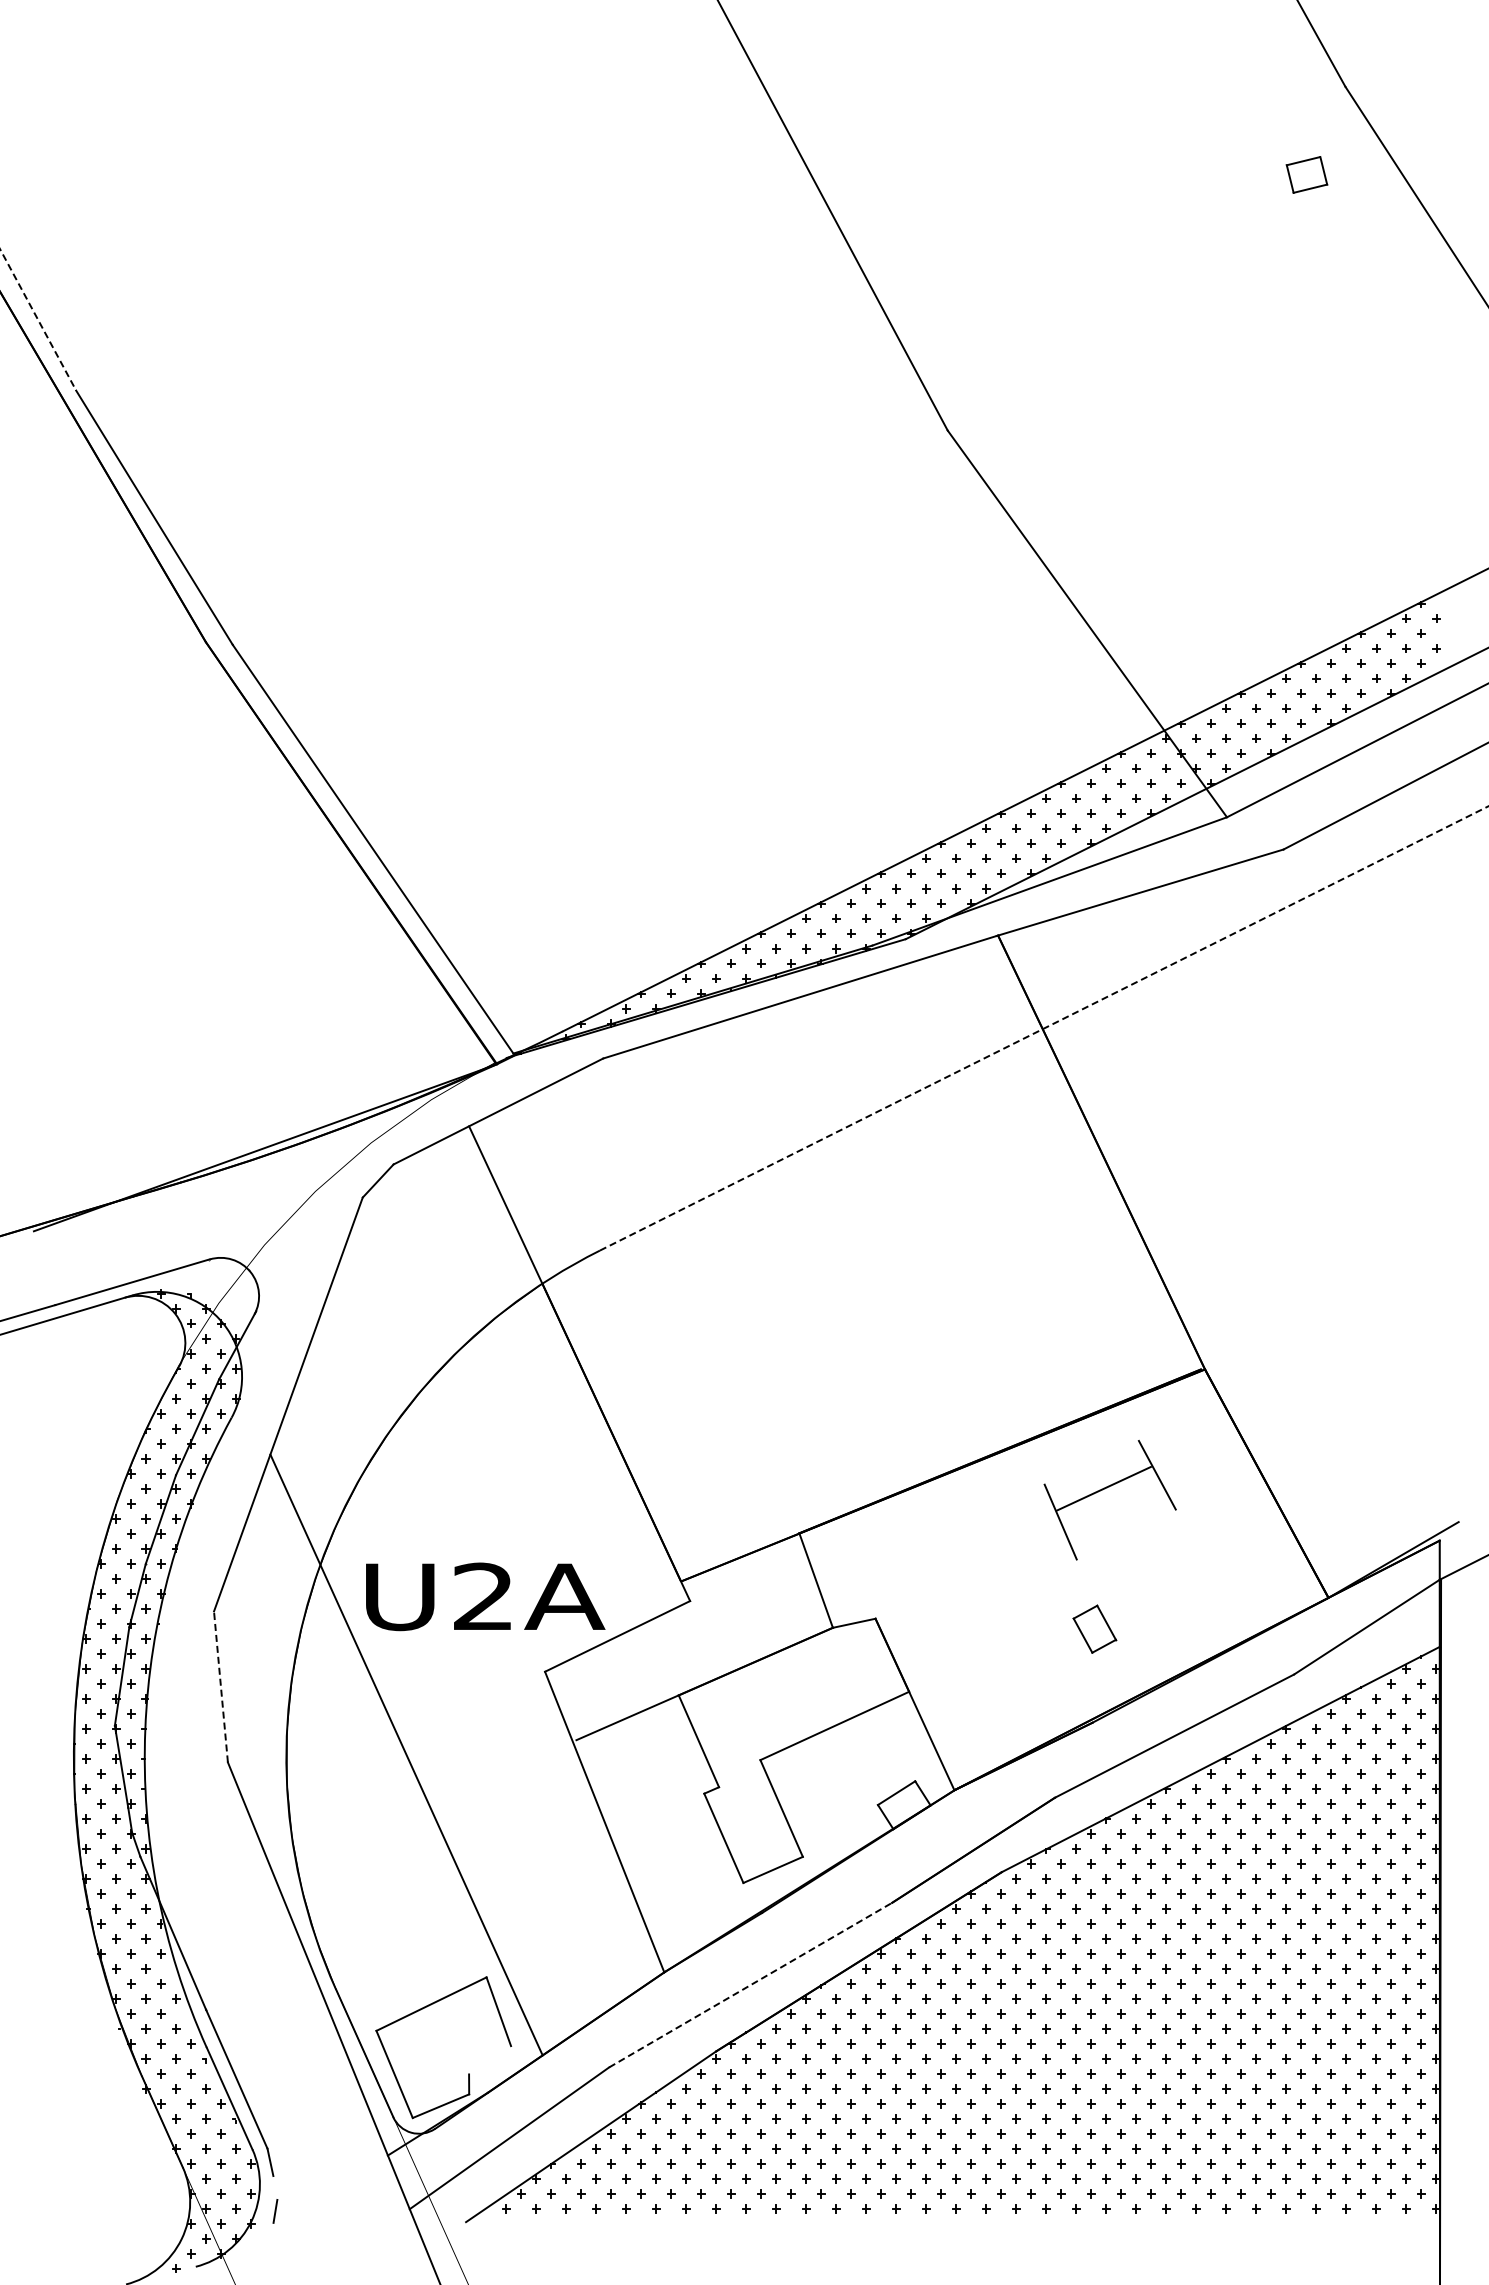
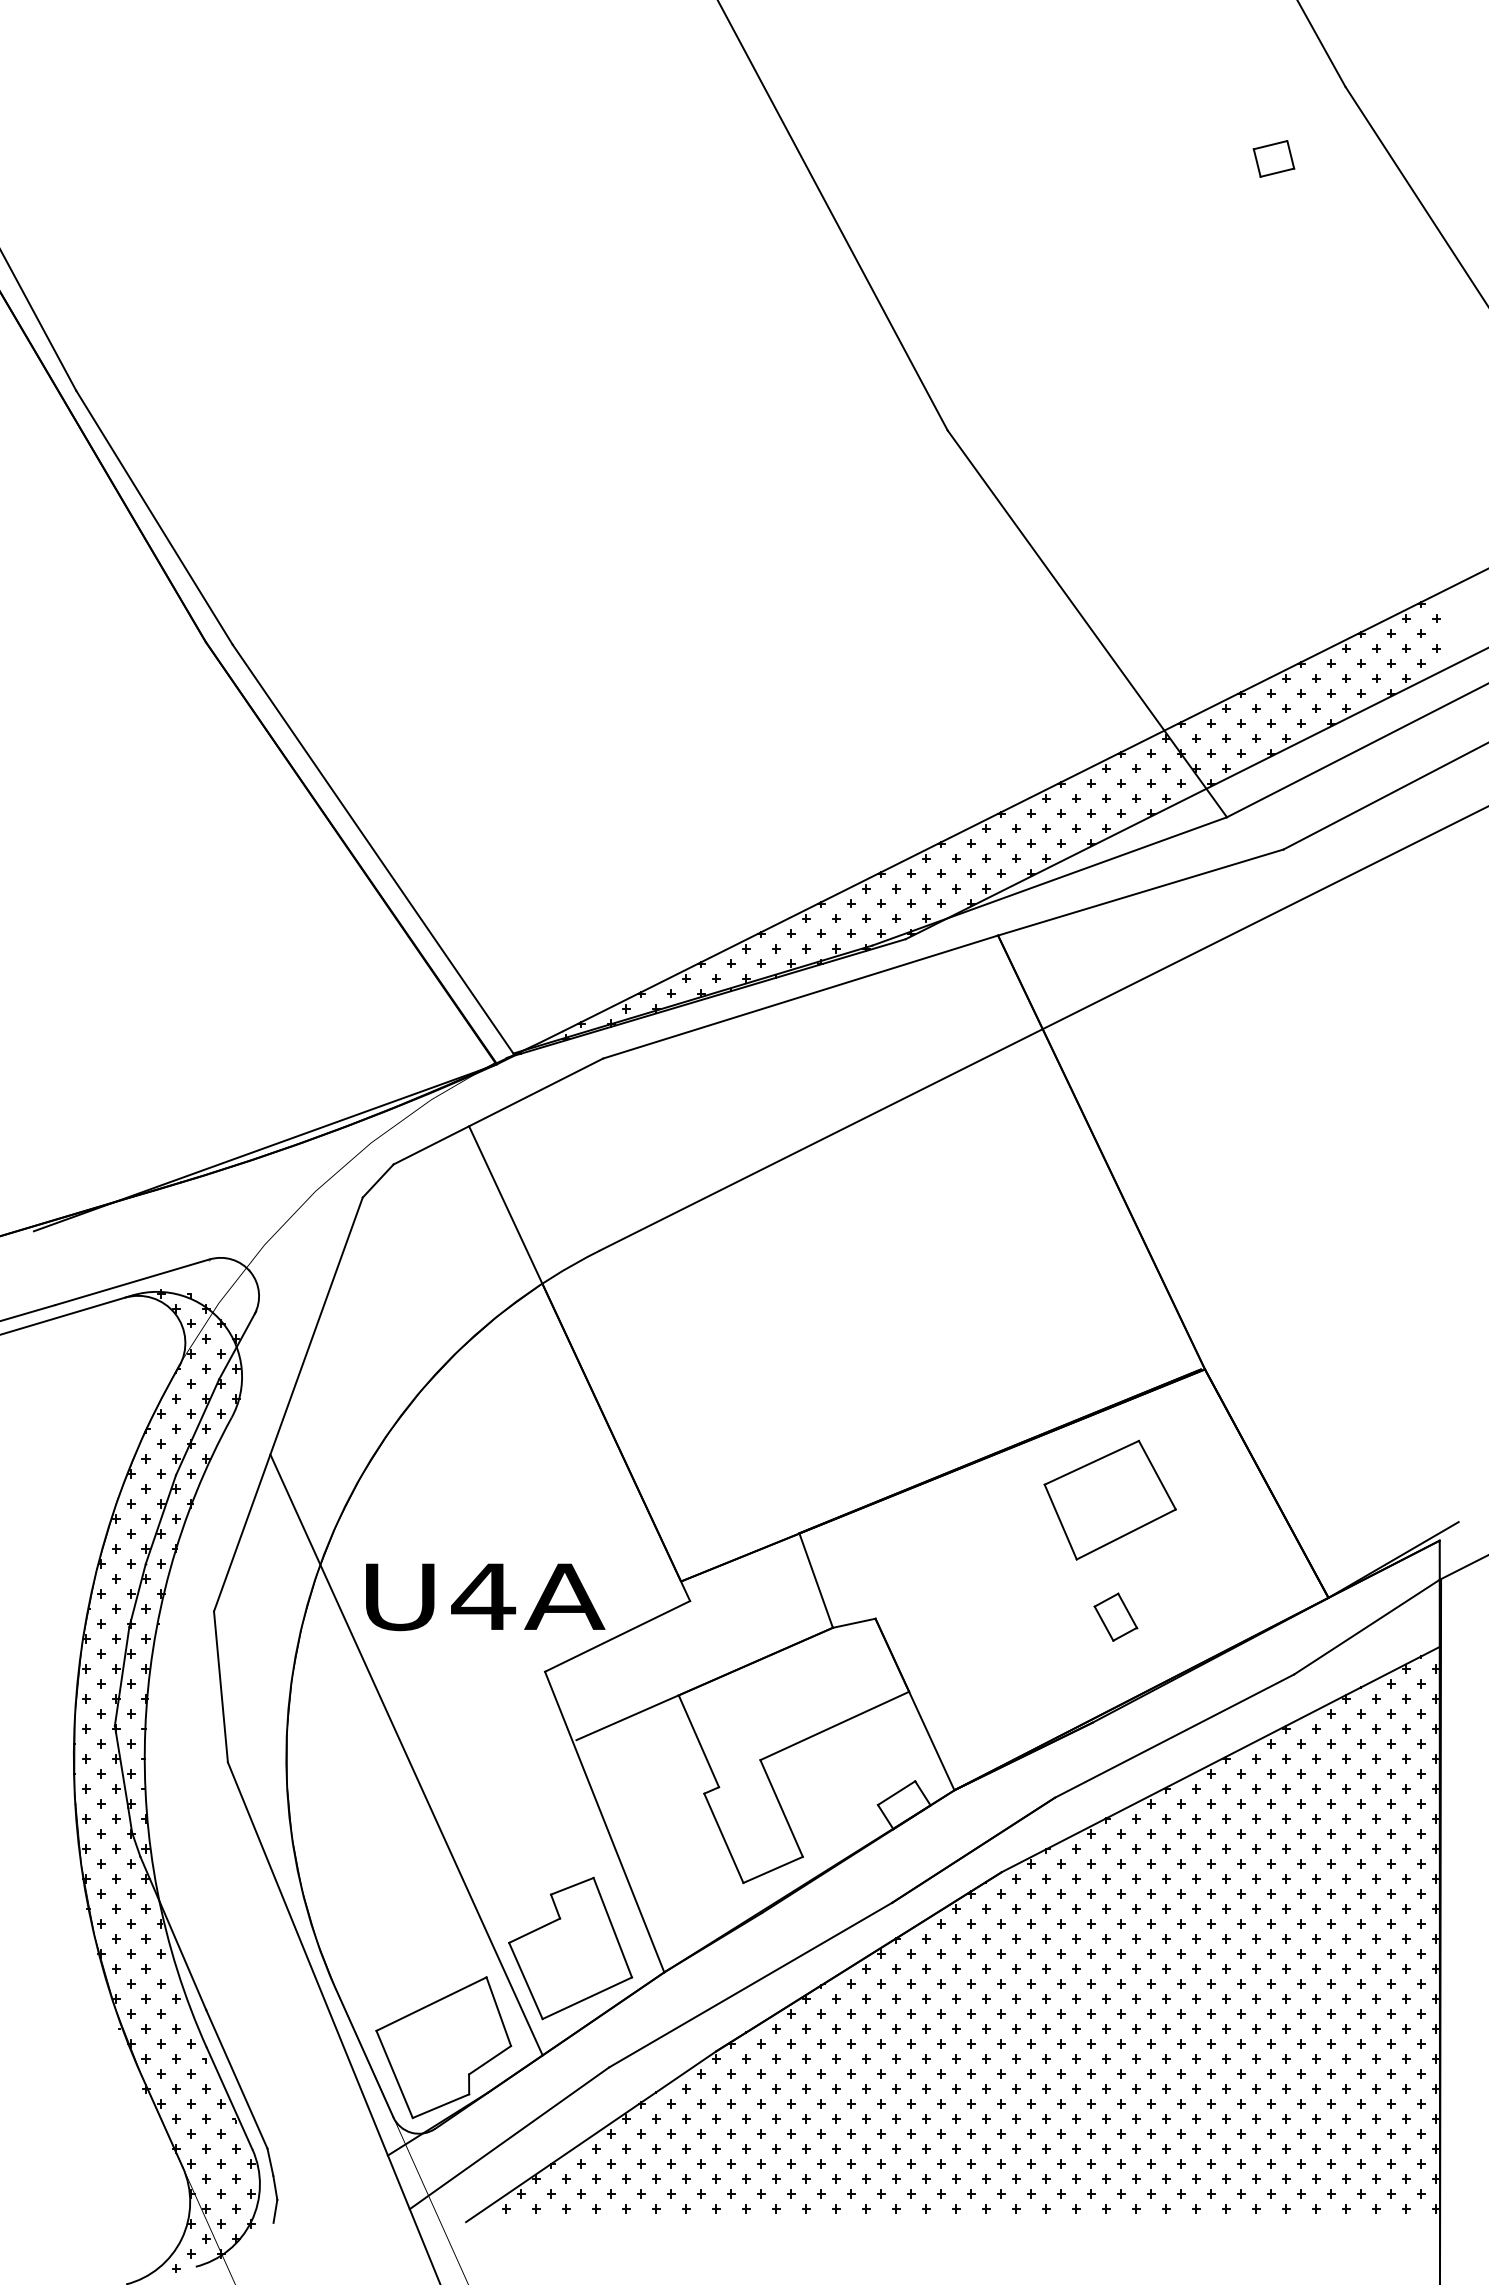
part position: (1306, 174) -> (1273, 158) (1273, 158)
line: dashed -> solid (38, 320)
line: dashed -> solid (1044, 1028)
line position: (1103, 1488) -> (1091, 1462) (1091, 1462)
line: none -> present (1125, 1534)
text: U2A -> U4A (483, 1595)
part position: (1094, 1628) -> (1115, 1616) (1115, 1616)
line: dashed -> solid (220, 1686)
part: none -> present (570, 1948)
line: dashed -> solid (750, 1985)
line: none -> present (490, 2060)
line: none -> present (275, 2187)
